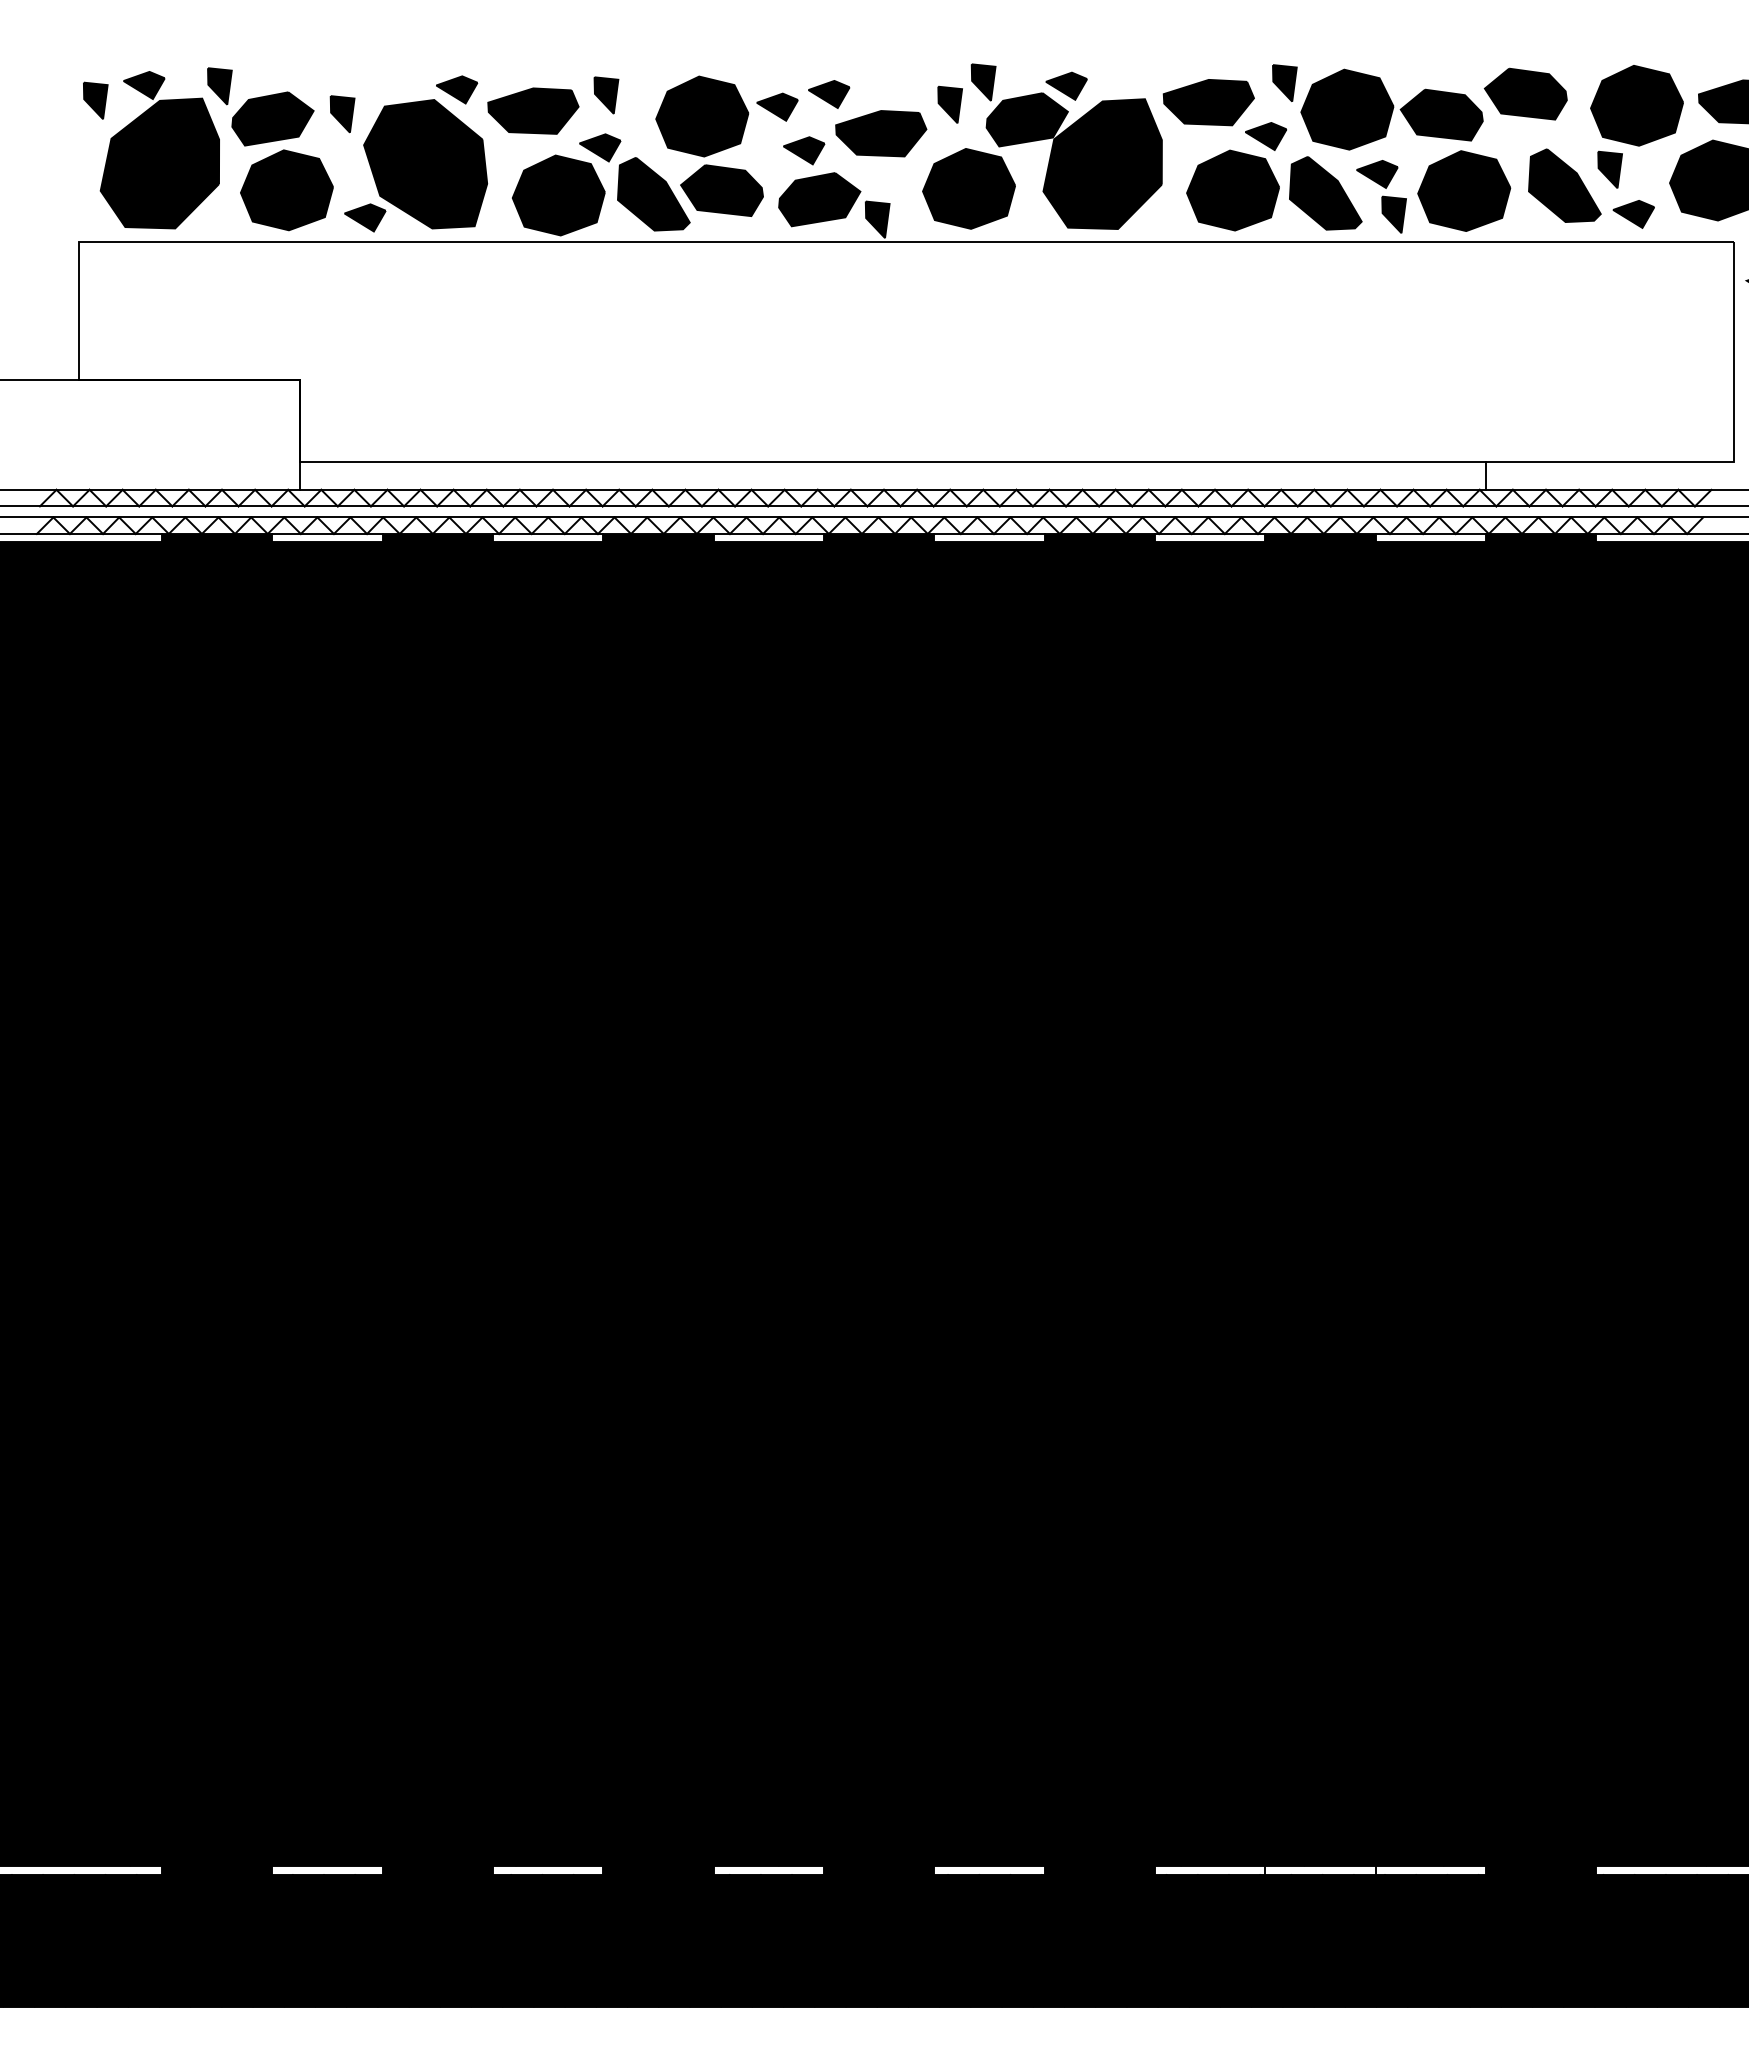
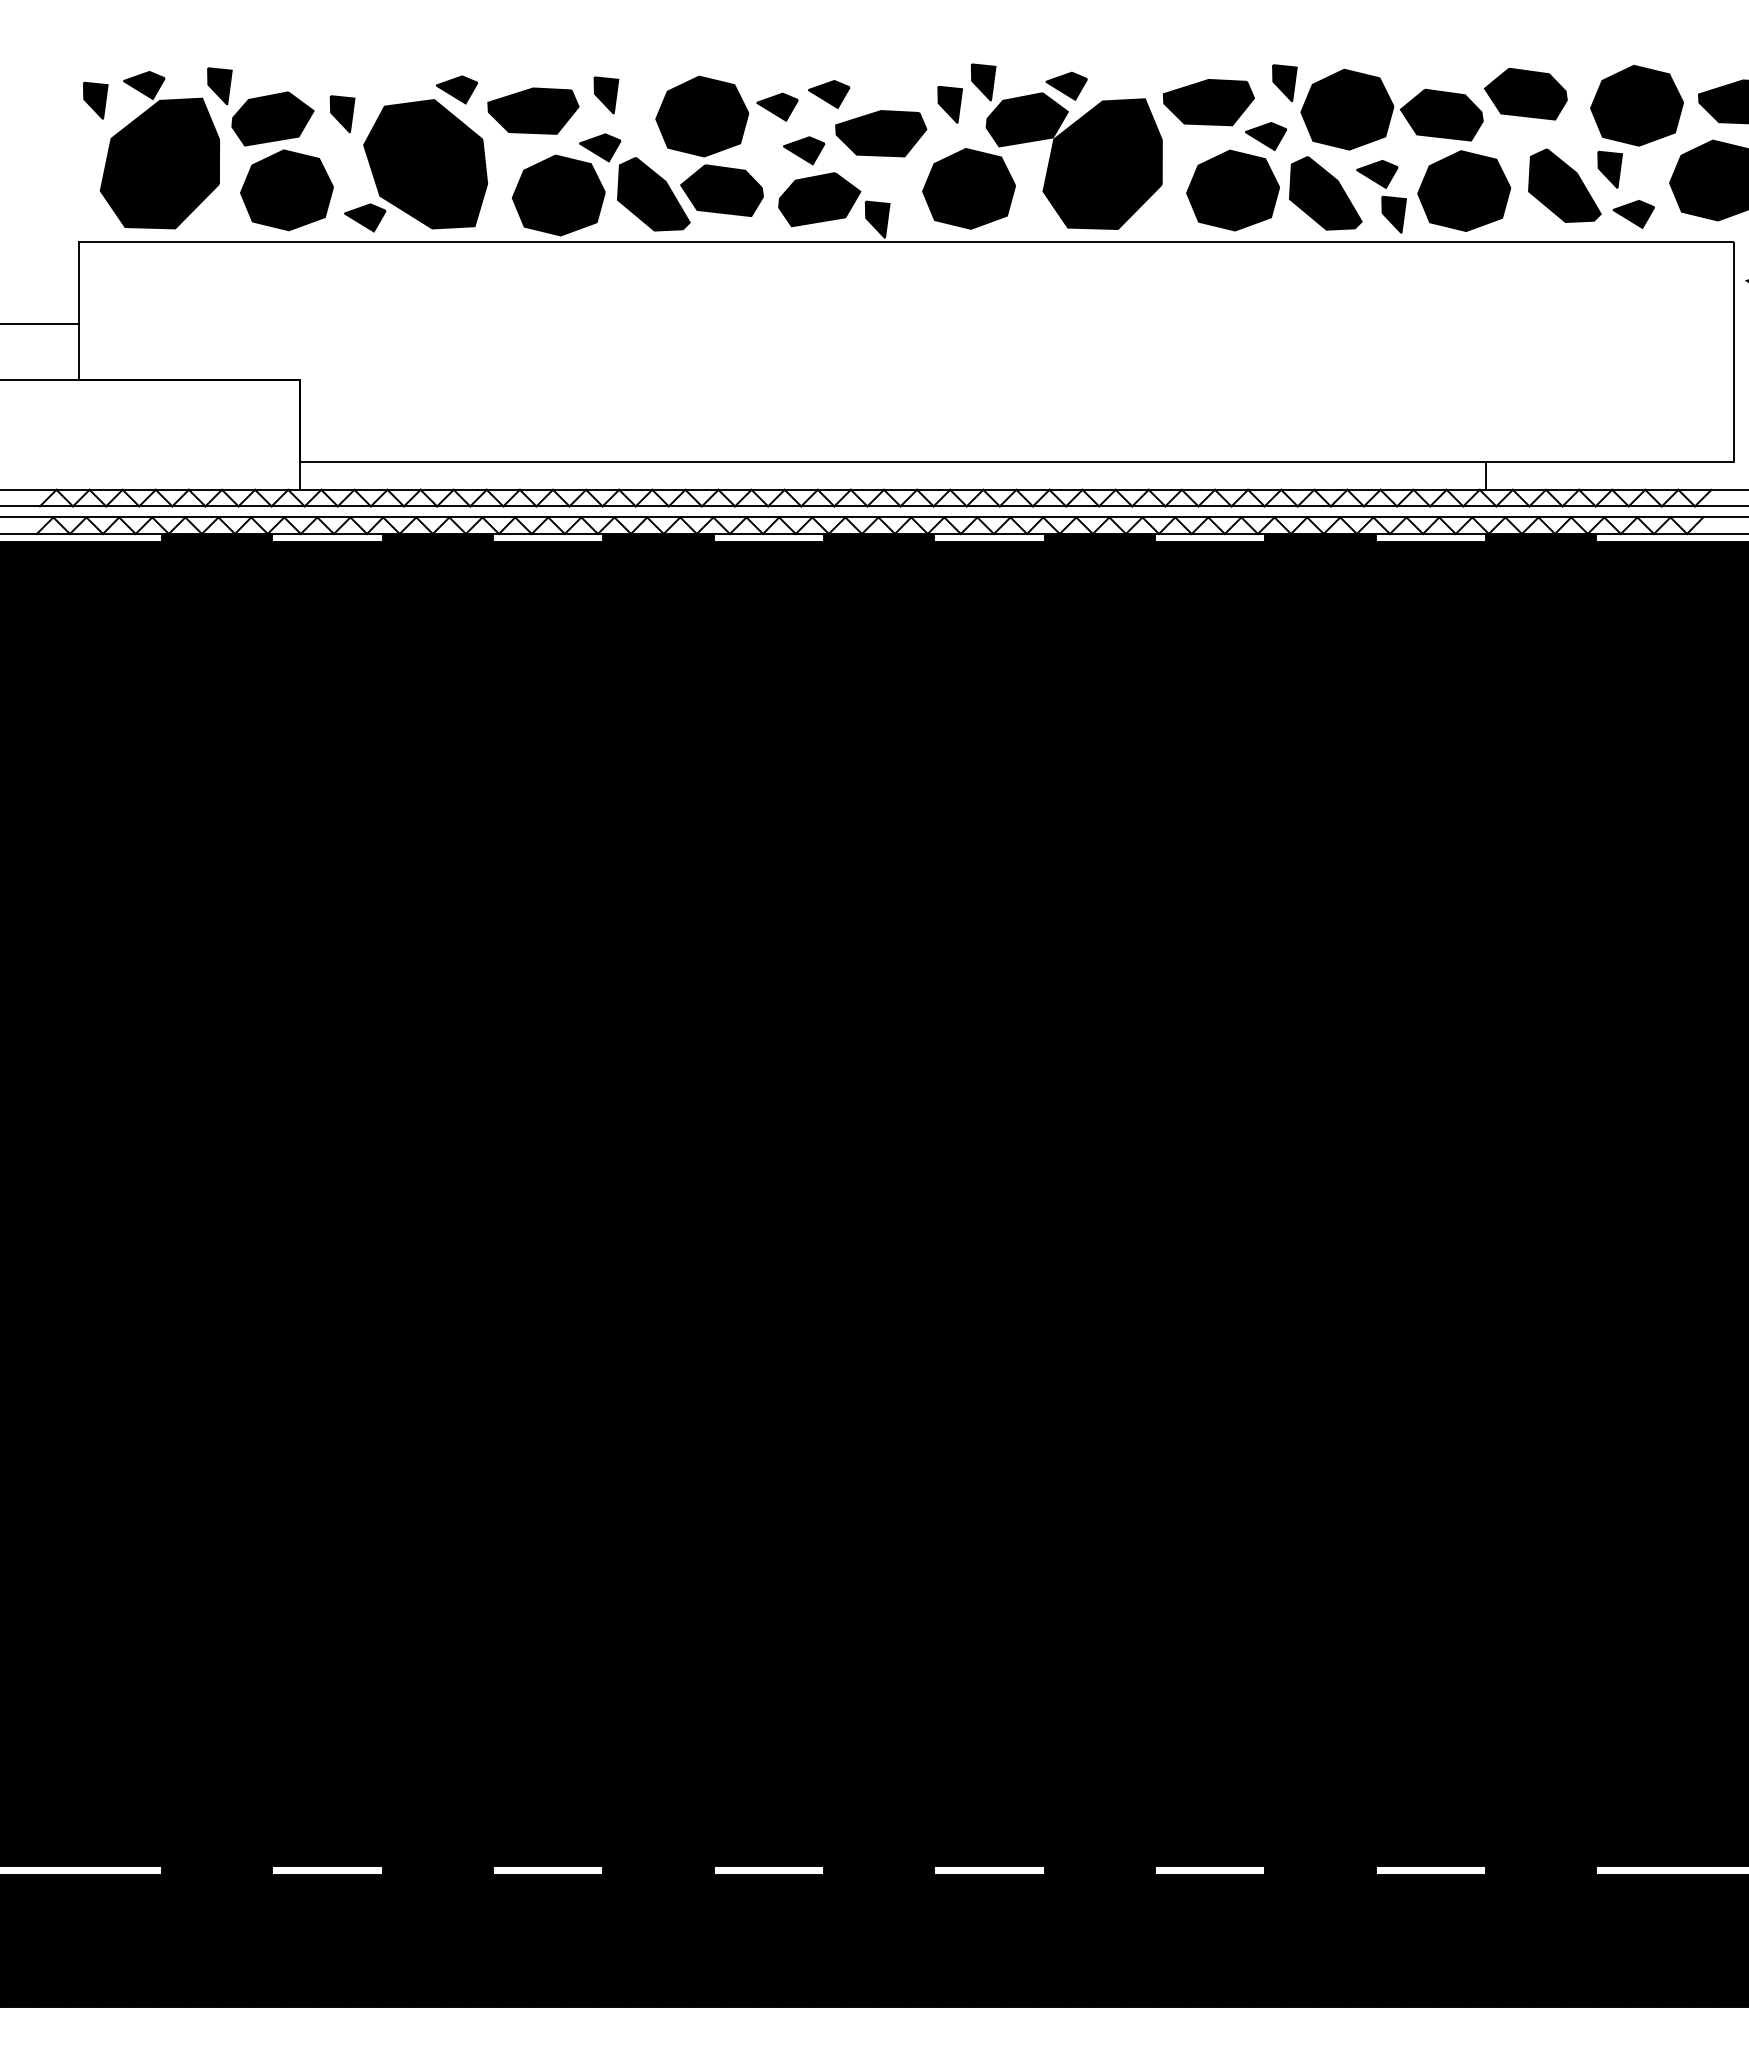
line: none -> present (40, 324)
fill: none -> present (1320, 1870)
